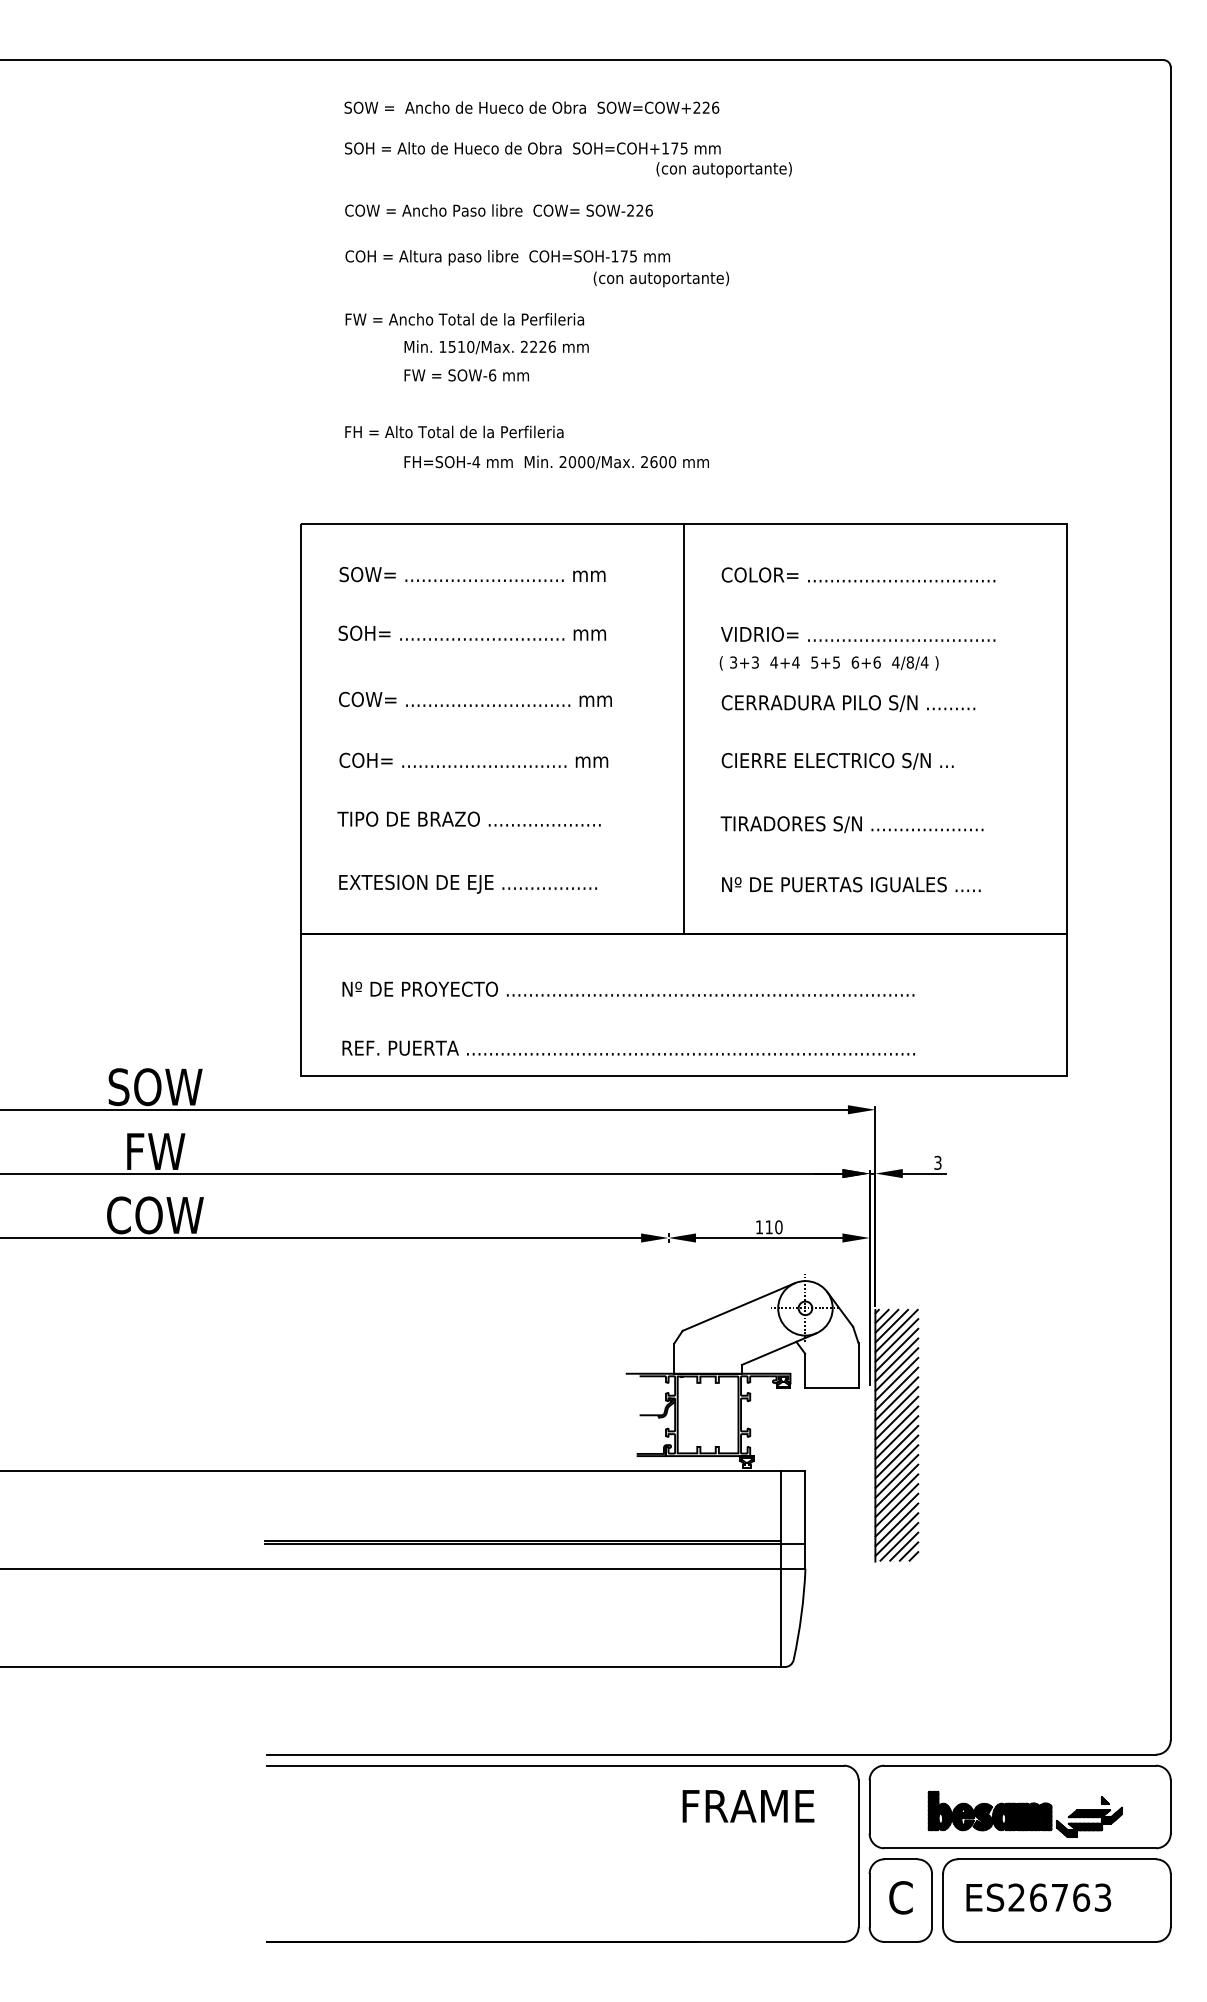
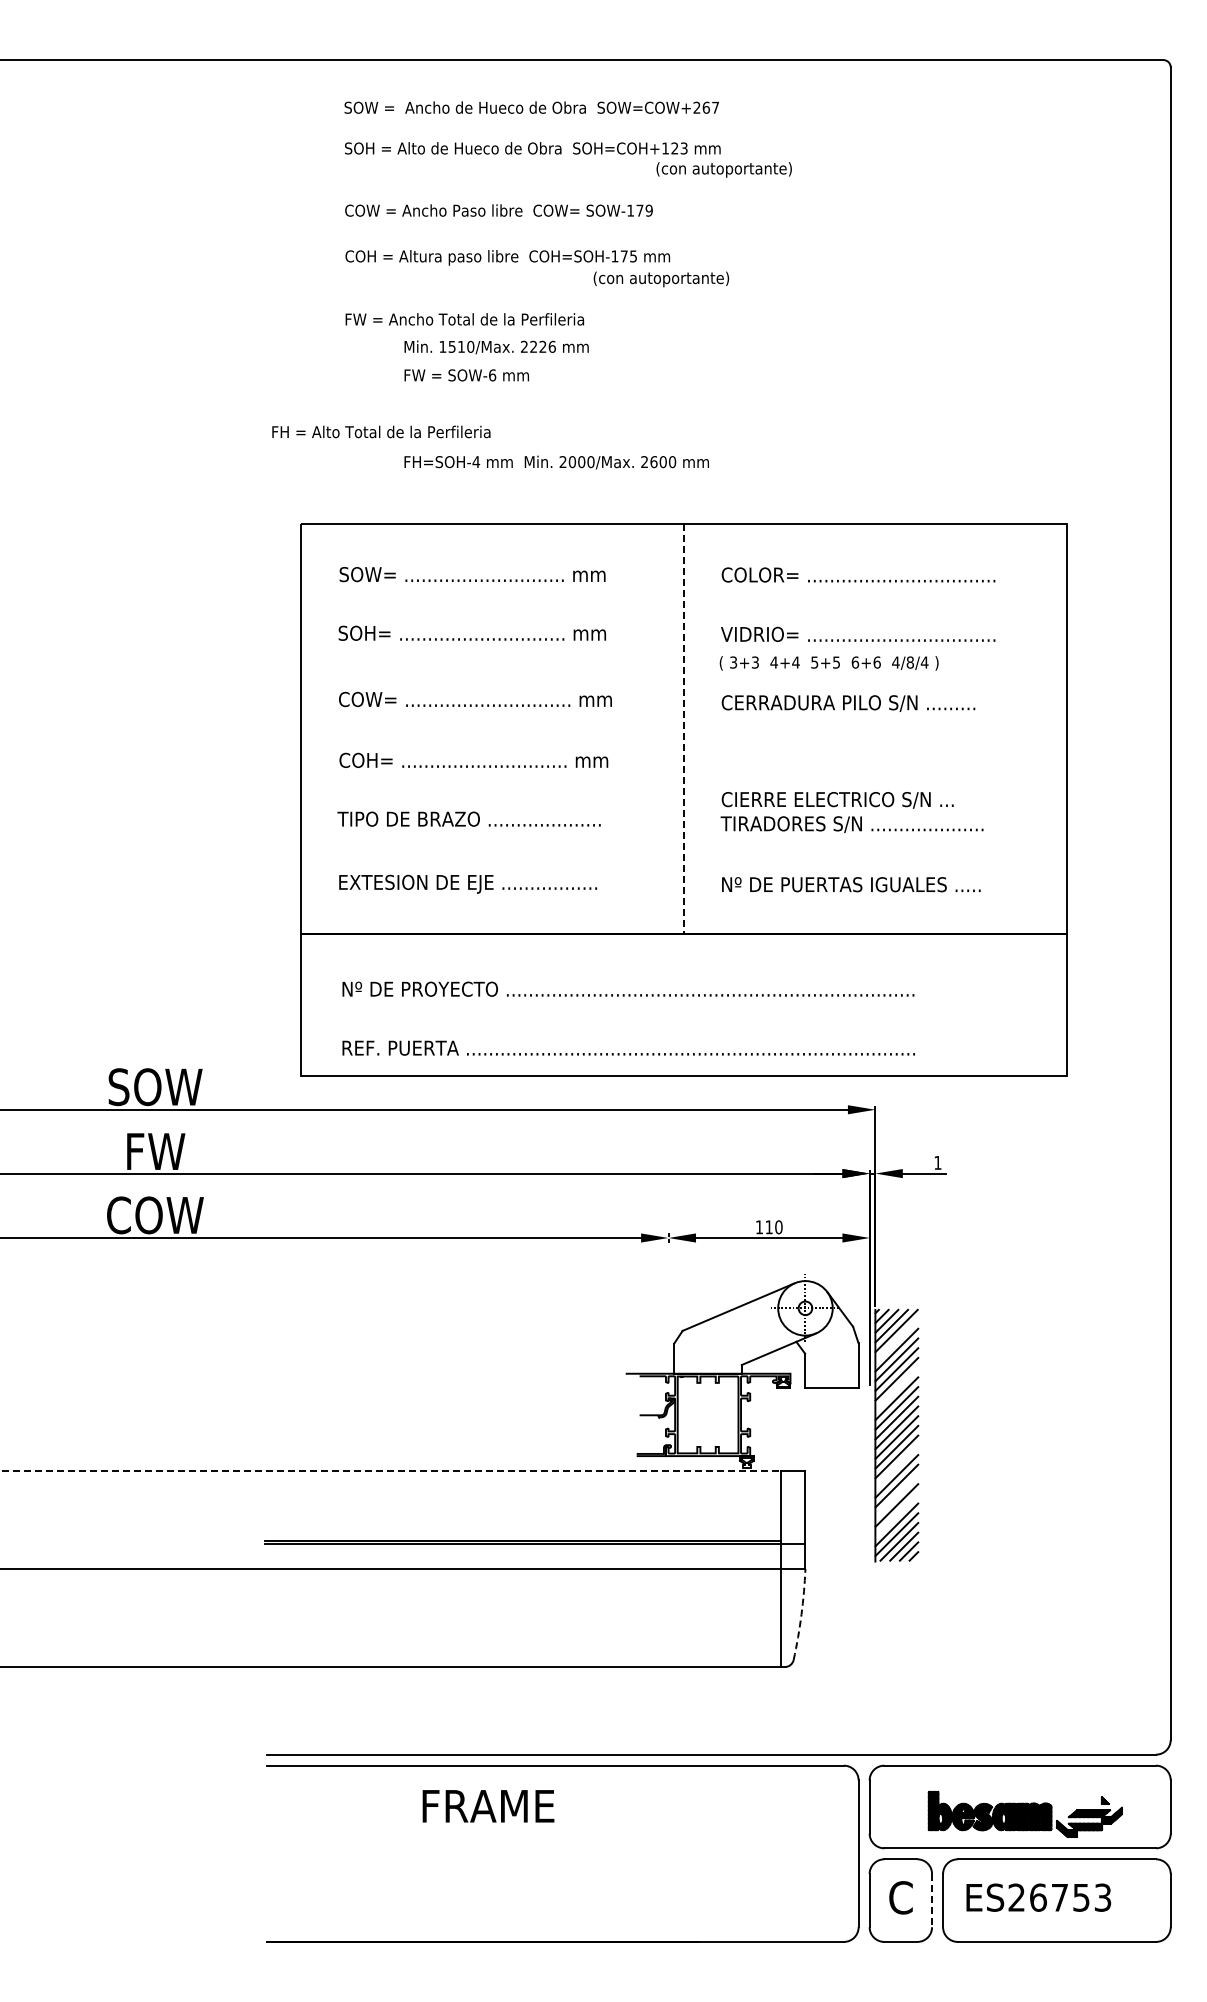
text: SOW=COW+226 -> SOW=COW+267 (710, 107)
text: SOH=COH+175 -> SOH=COH+123 (679, 148)
text: SOW-226 -> SOW-179 (639, 210)
text position: (454, 431) -> (381, 431) (381, 431)
line: solid -> dashed (683, 729)
text position: (837, 761) -> (837, 800) (837, 800)
text: 3 -> 1 (937, 1162)
line: present -> none (896, 1340)
line: present -> none (896, 1388)
line: present -> none (896, 1466)
line: solid -> dashed (391, 1470)
line: present -> none (896, 1495)
line: present -> none (896, 1514)
arc: solid -> dashed (801, 1614)
text position: (748, 1806) -> (488, 1806) (488, 1806)
text: ES26763 -> ES26753 (1081, 1897)
line: solid -> dashed (932, 1900)
